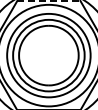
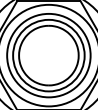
line: dashed -> solid (48, 0)
